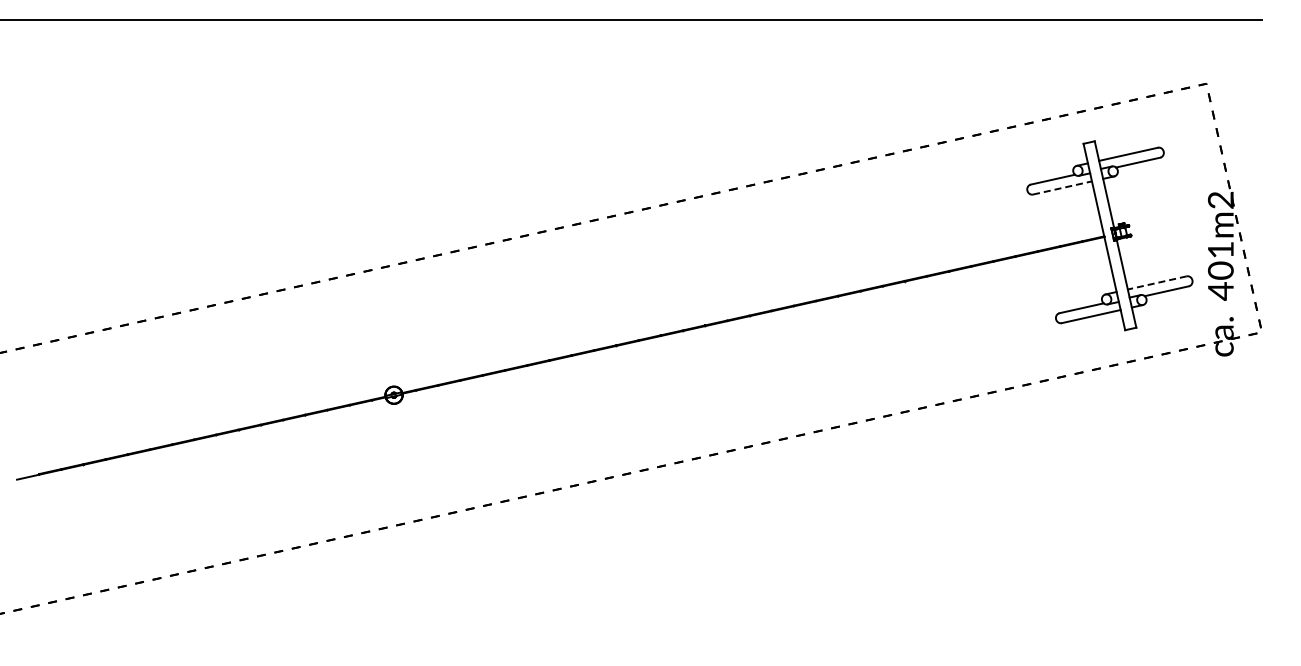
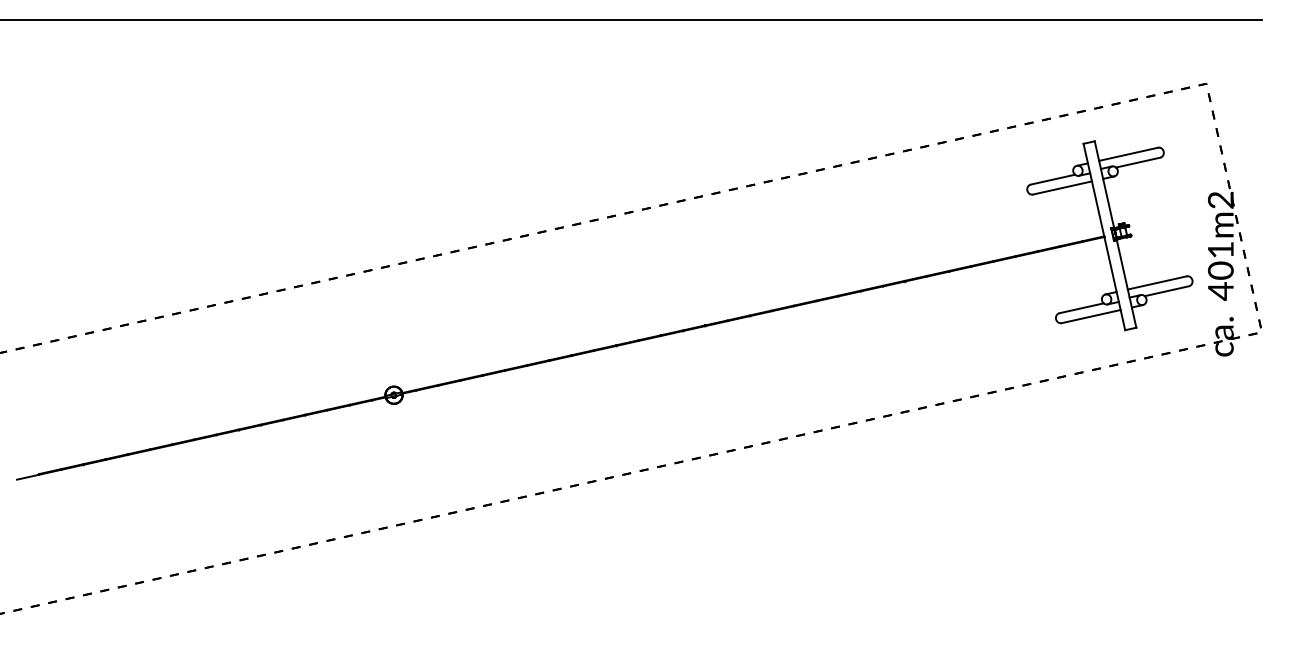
line: dashed -> solid (1063, 187)
line: dashed -> solid (1156, 283)
